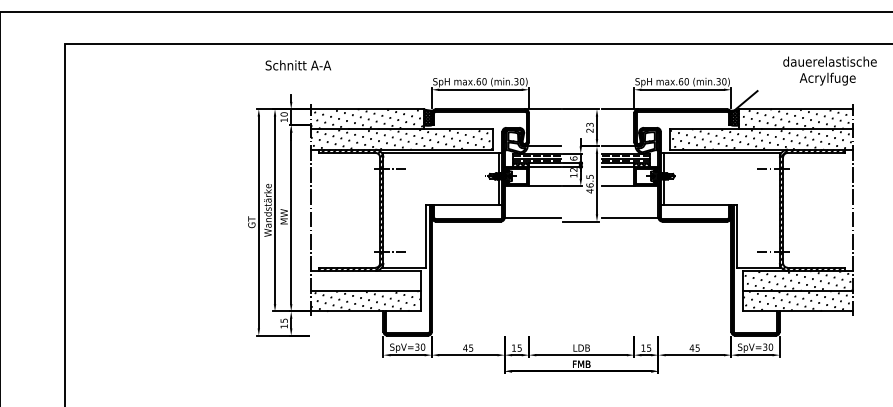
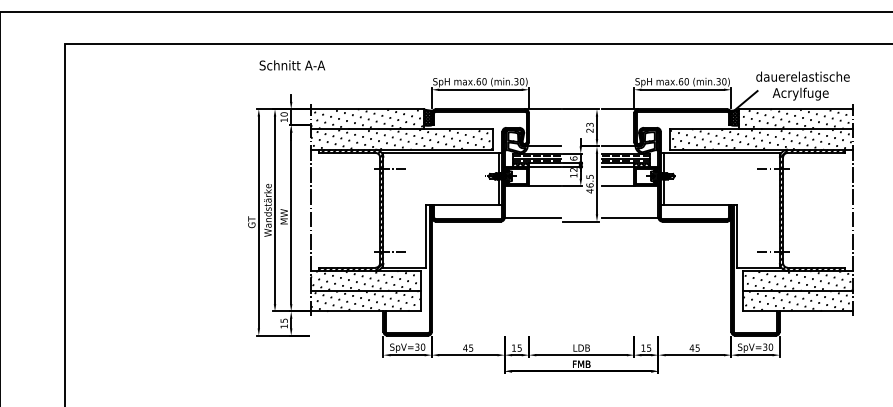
text position: (297, 65) -> (291, 65) (291, 65)
text position: (829, 70) -> (802, 85) (802, 85)
hatch: none -> present (364, 281)
